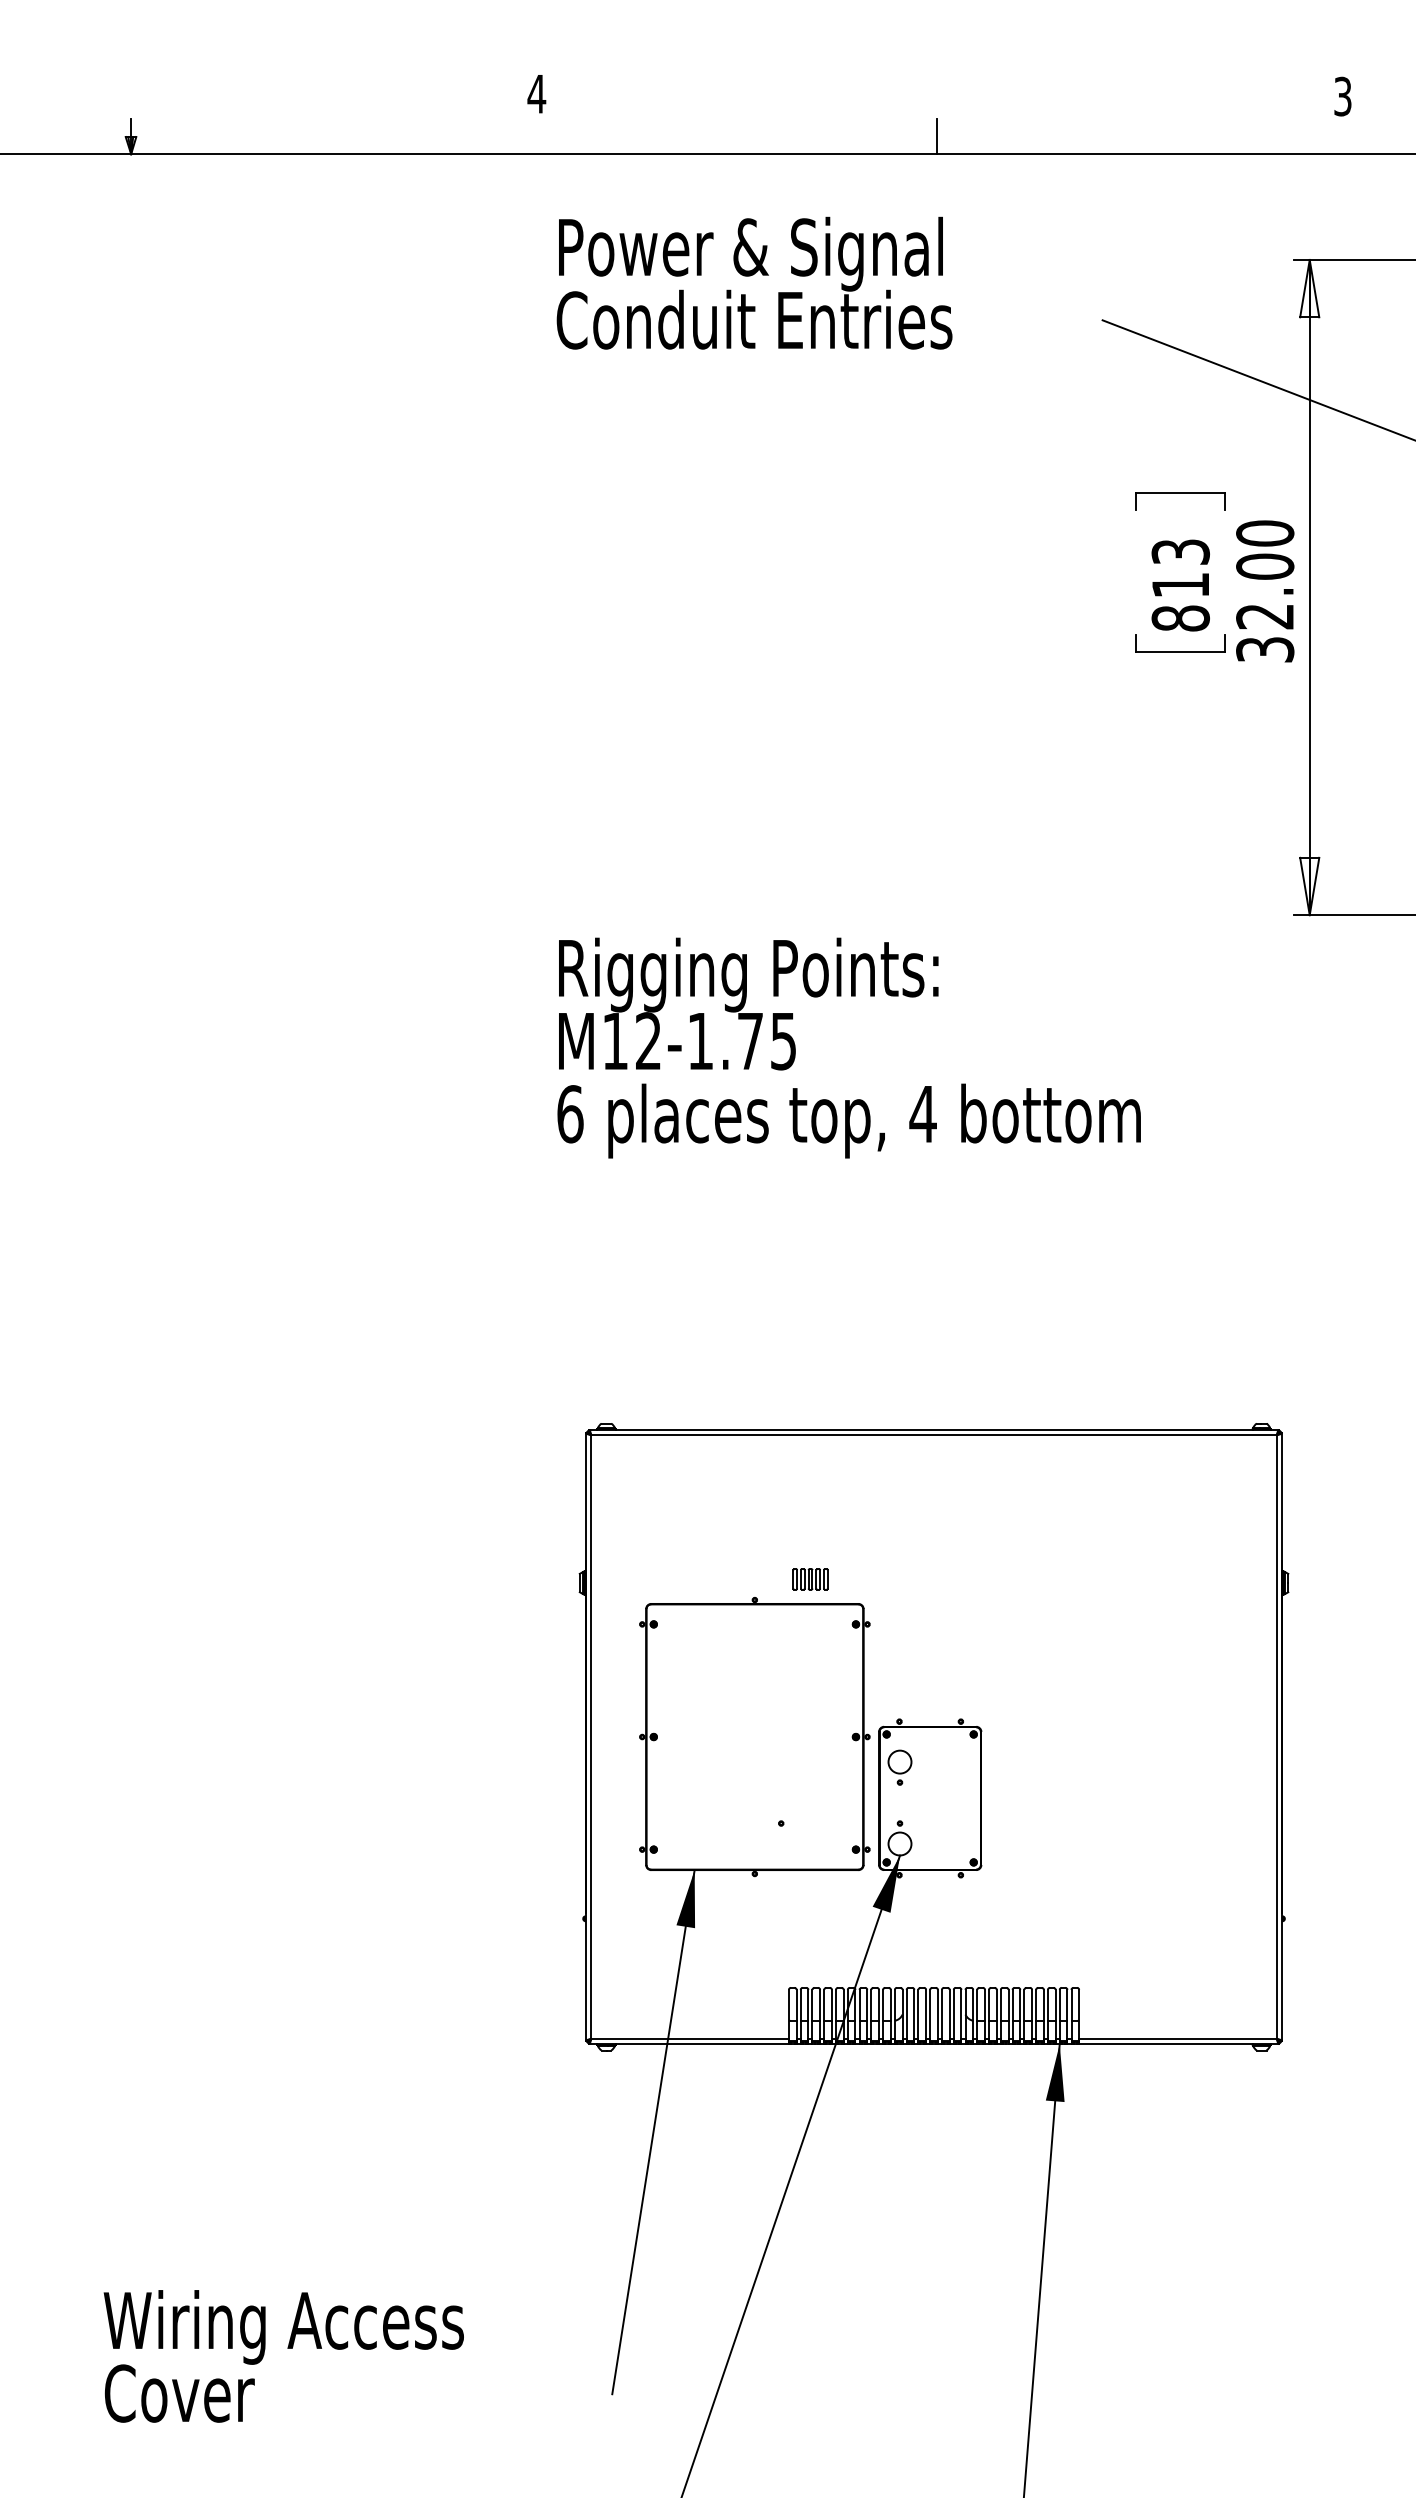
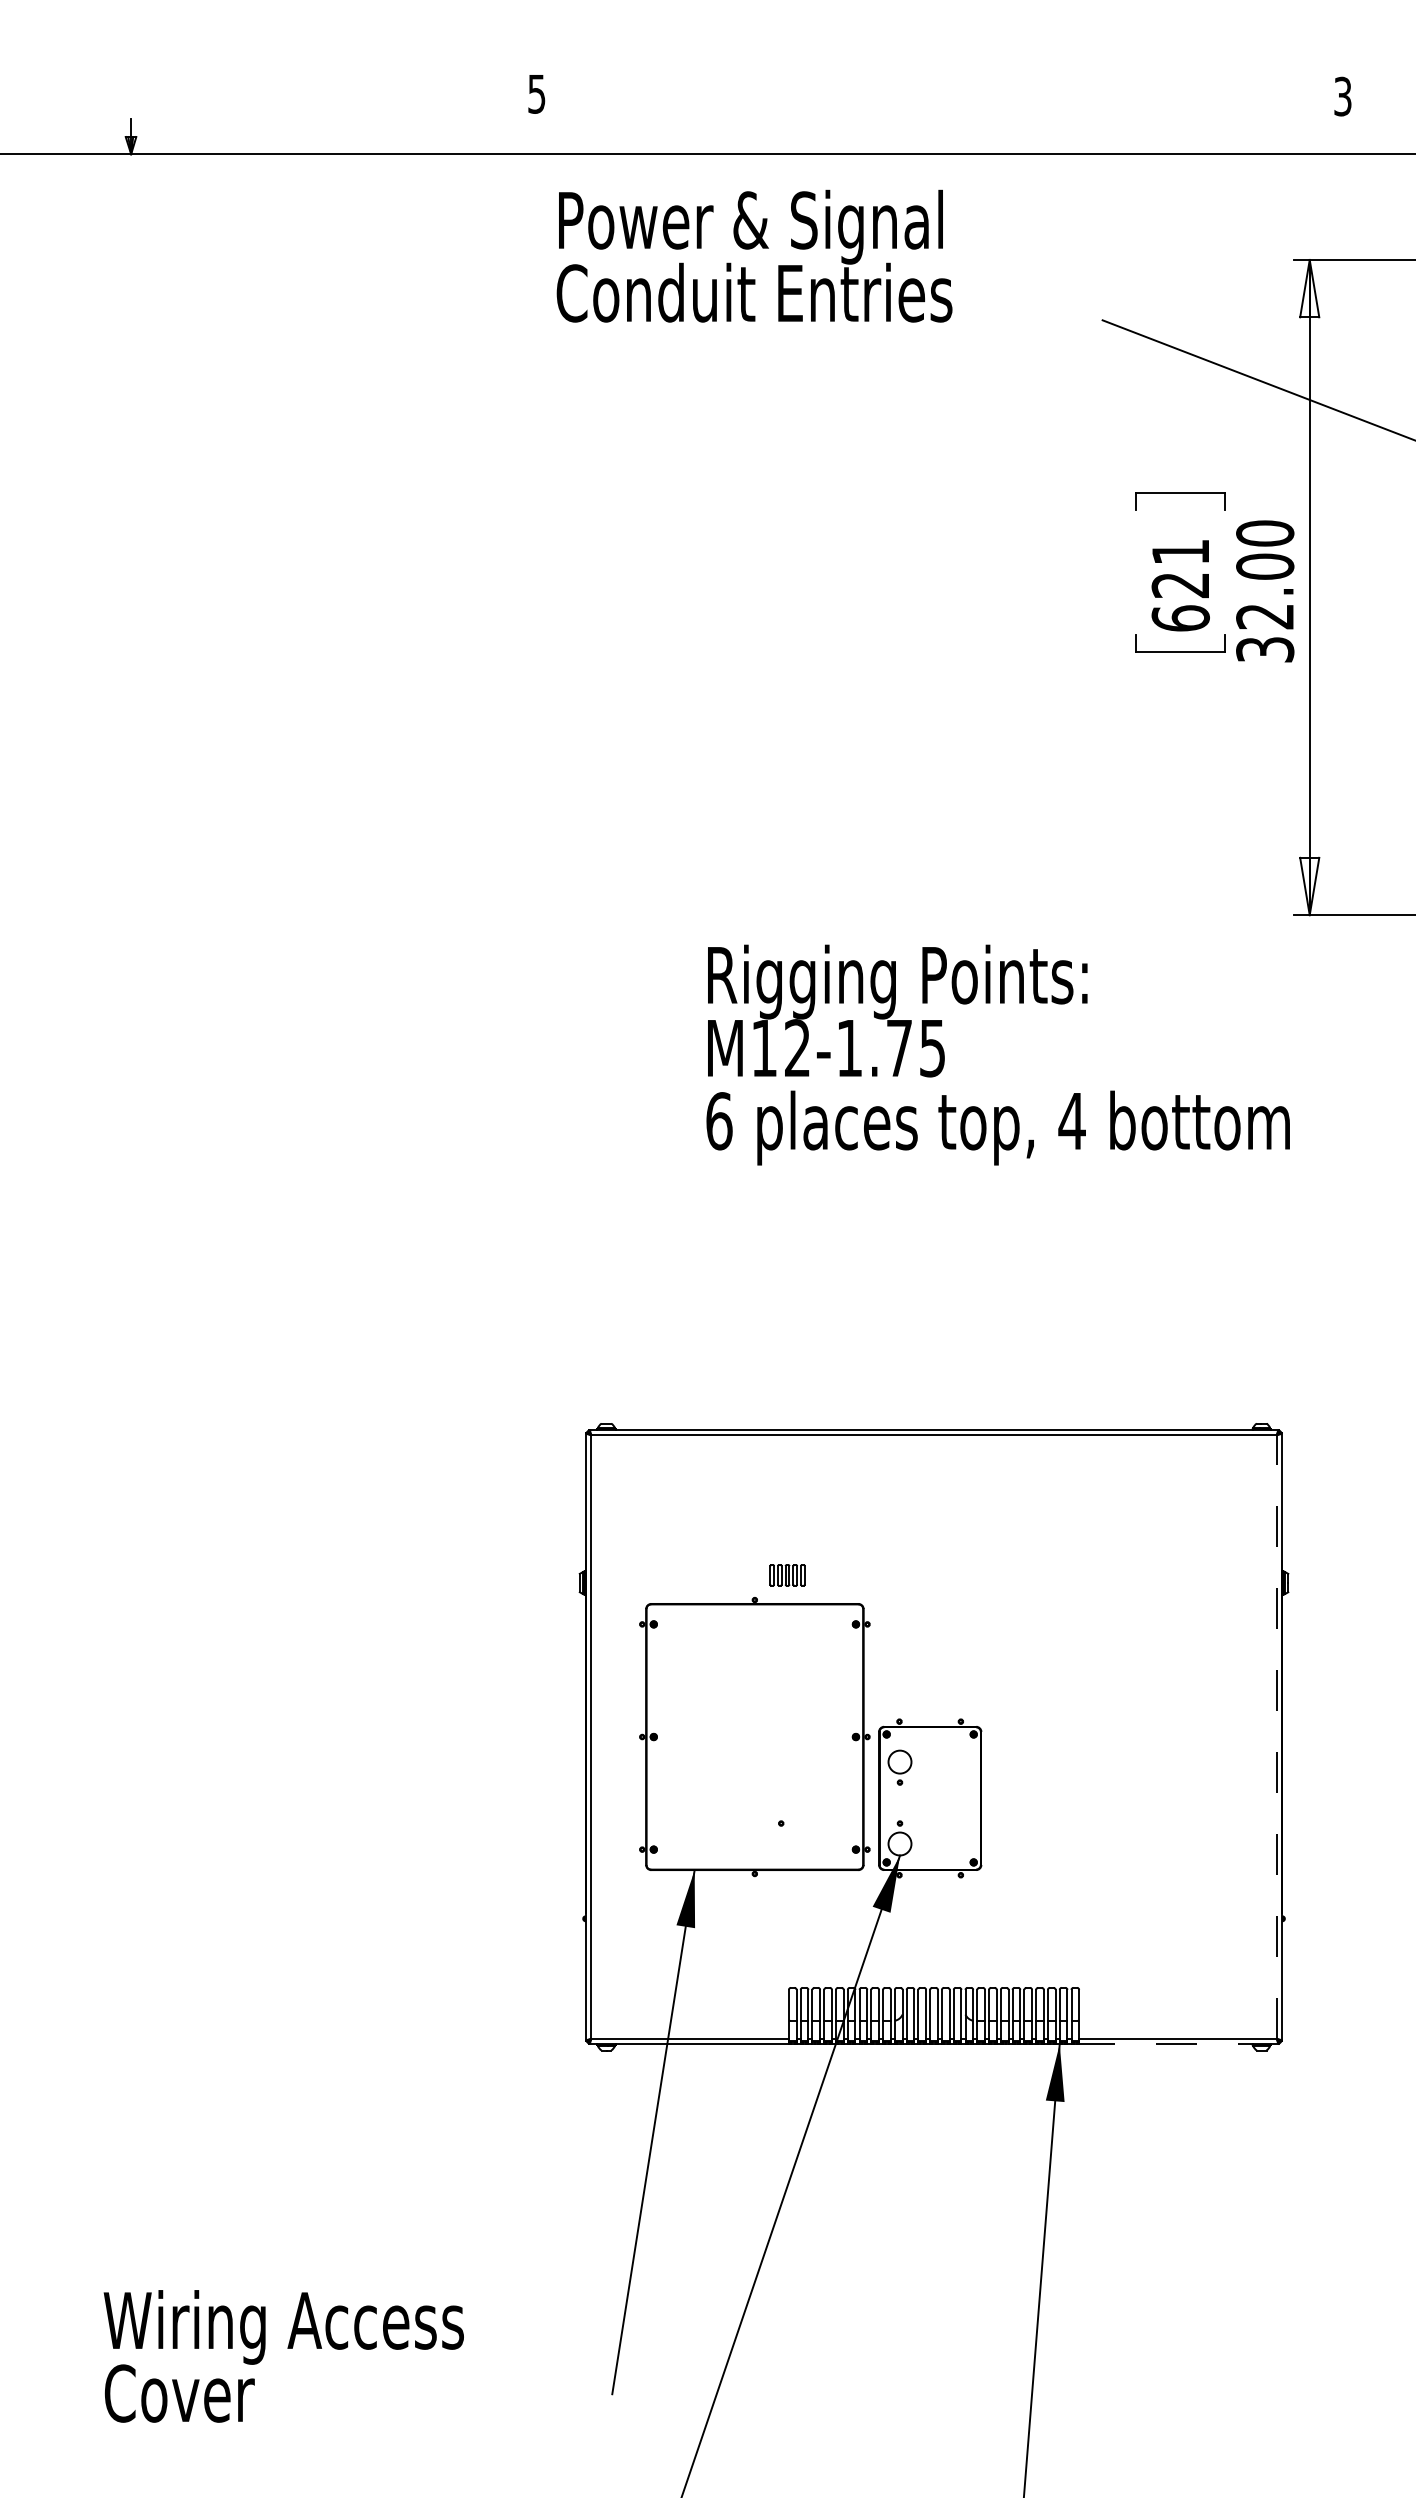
text: 4 -> 5 (536, 94)
line: present -> none (937, 136)
text position: (754, 282) -> (754, 255) (754, 255)
text: 813 -> 621 (1180, 585)
text position: (848, 1047) -> (997, 1054) (997, 1054)
part position: (810, 1579) -> (787, 1575) (787, 1575)
line: solid -> dashed (1276, 1737)
line: solid -> dashed (1179, 2044)
